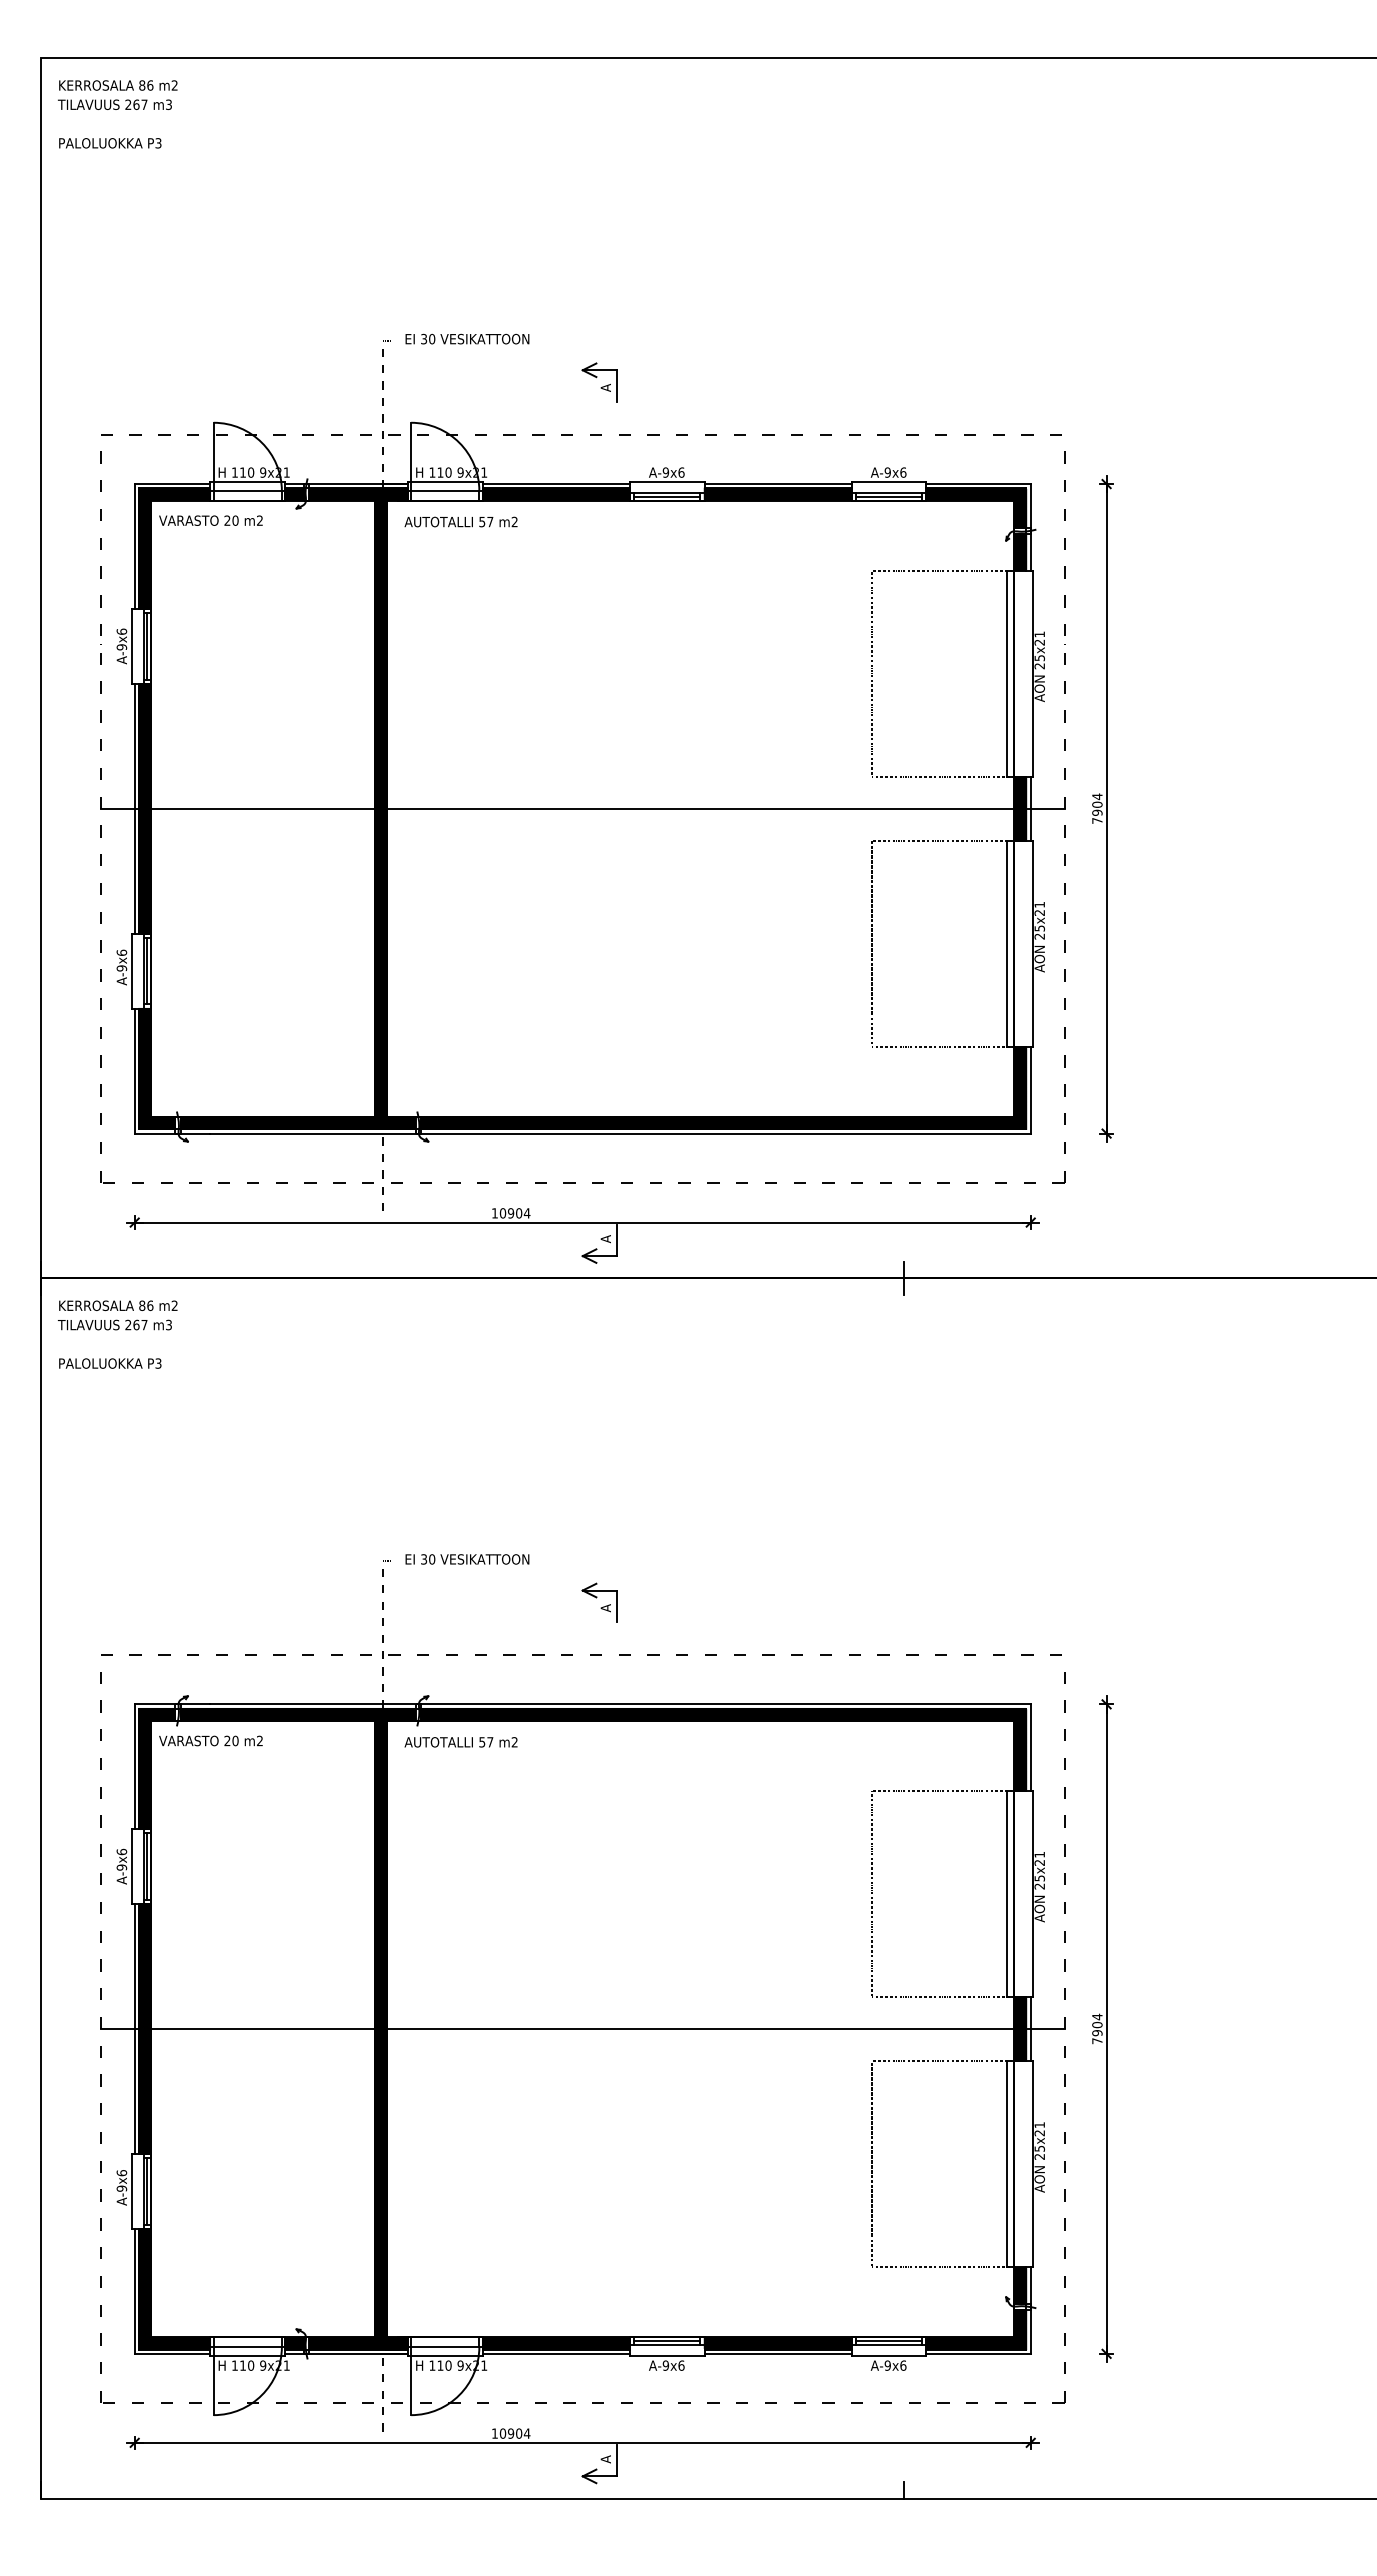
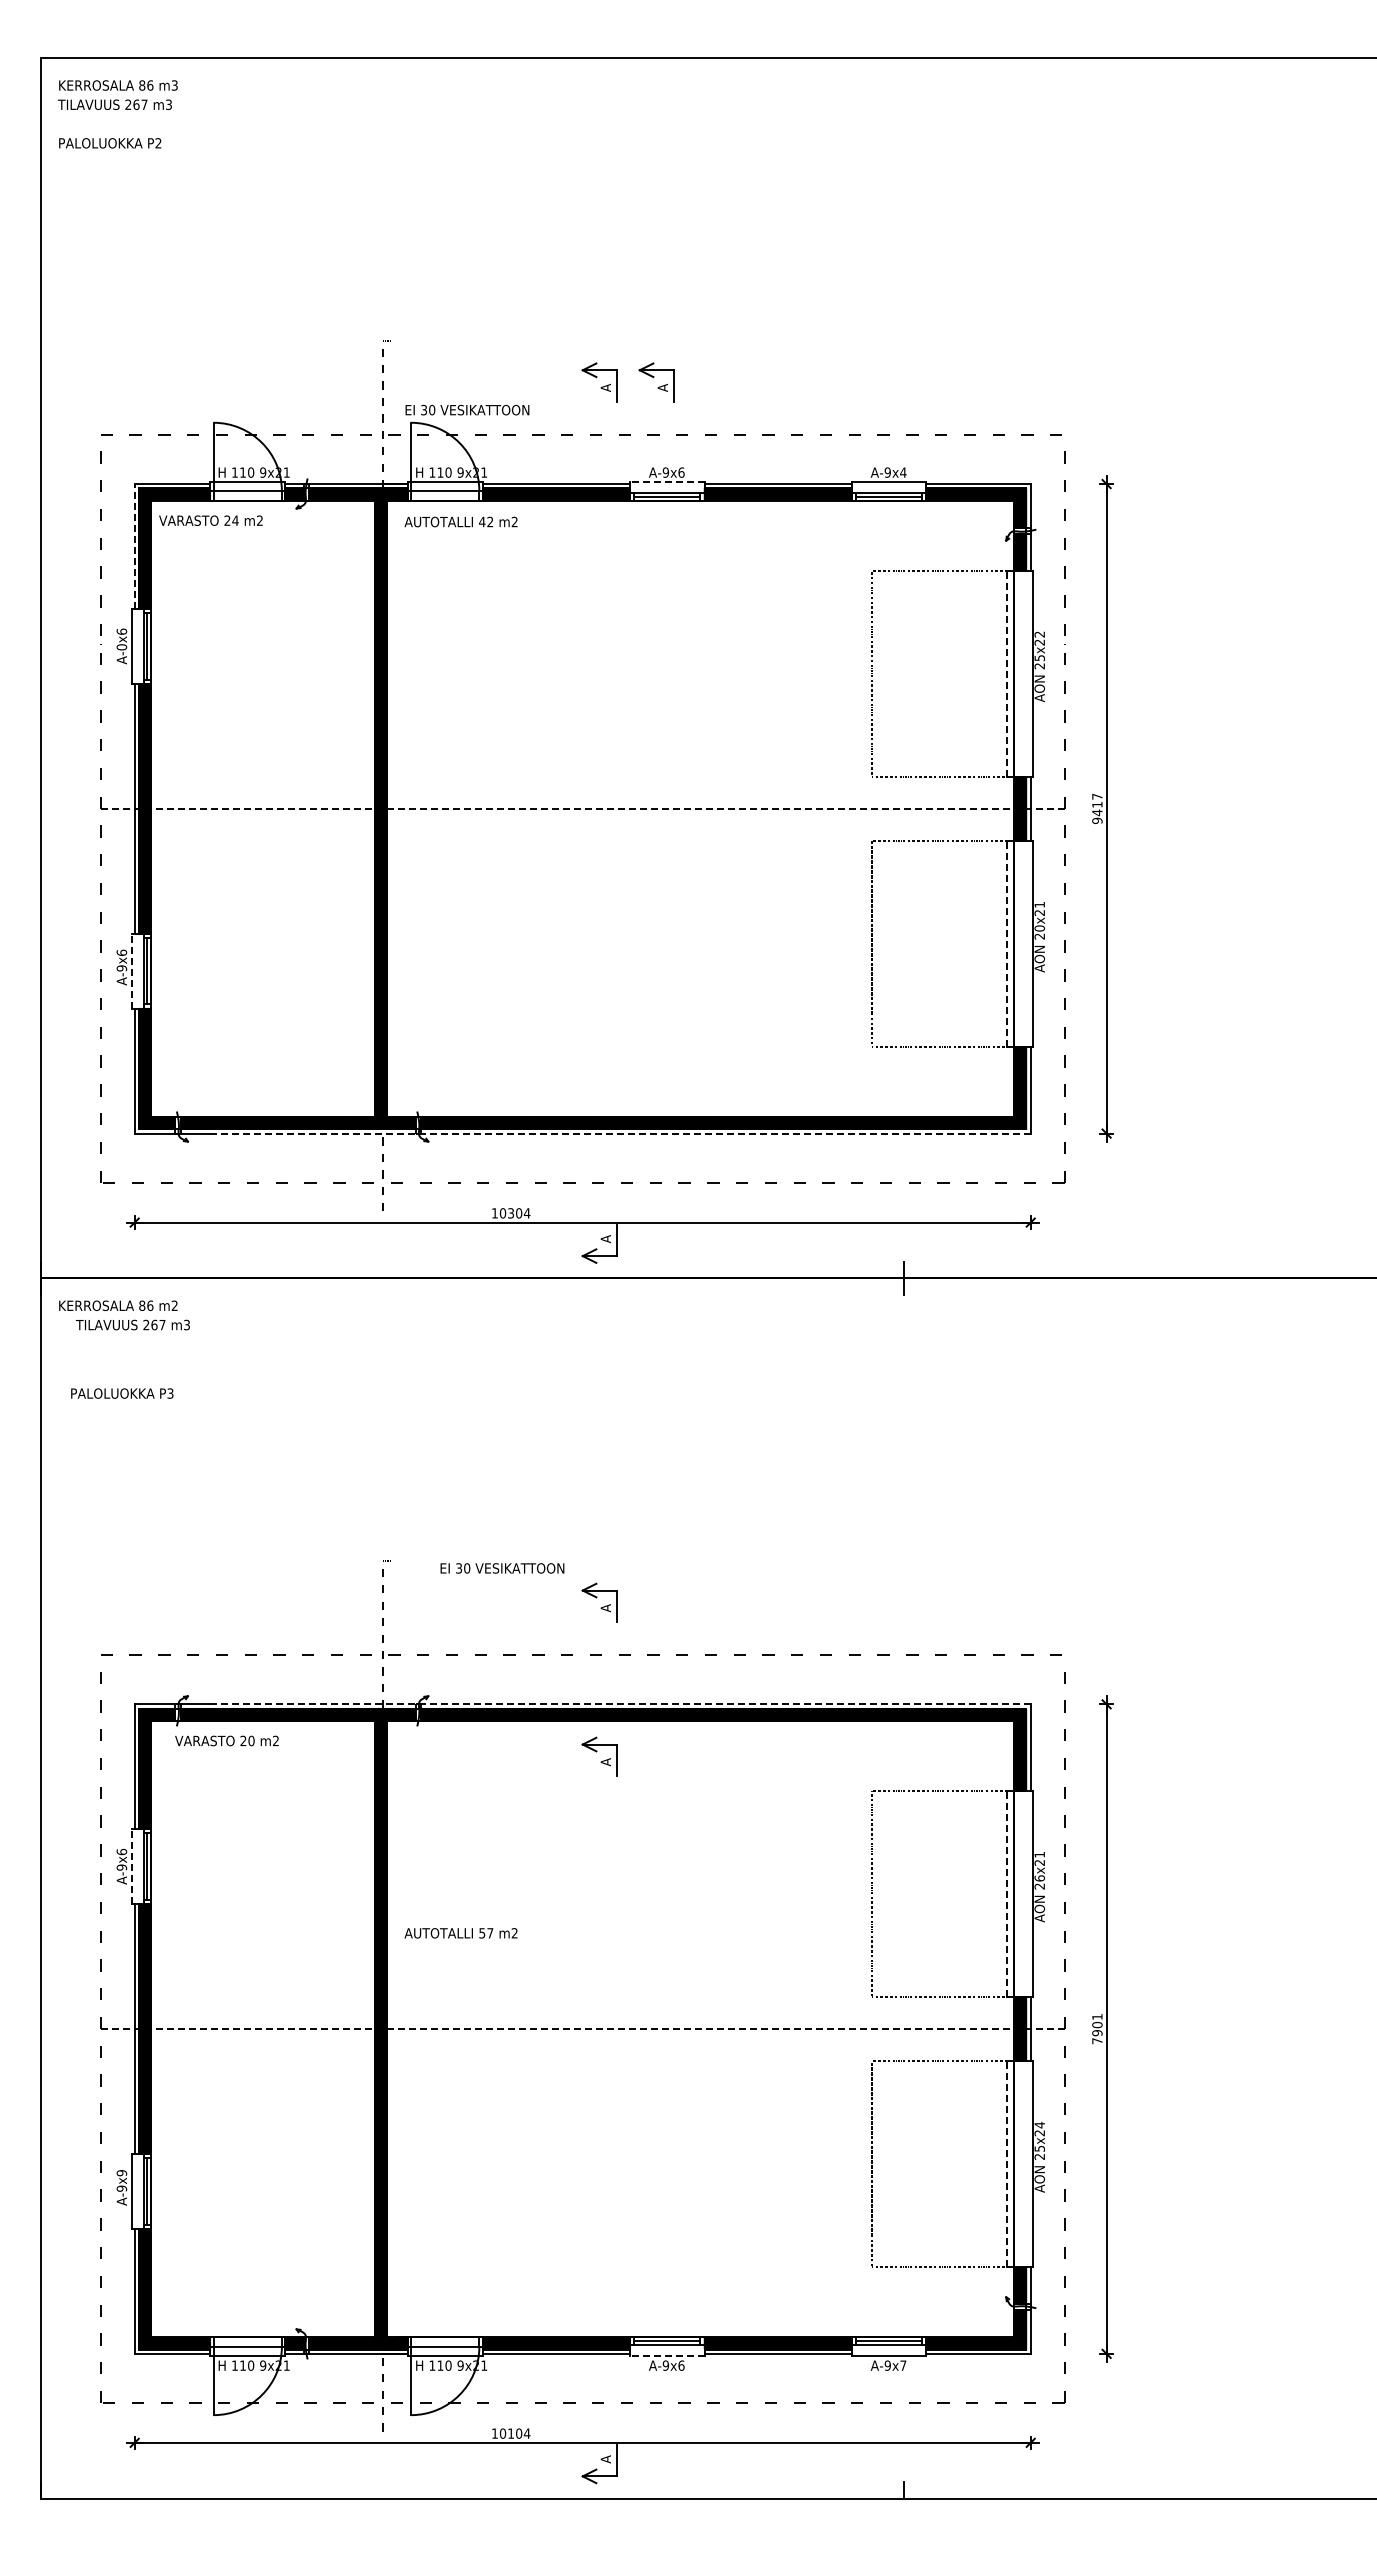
text: m2 -> m3 (174, 85)
text: P3 -> P2 (158, 143)
text position: (467, 338) -> (467, 409) (467, 409)
part: none -> present (656, 382)
text: A-9x6 -> A-9x4 (903, 472)
line: solid -> dashed (666, 481)
text: 20 -> 24 (235, 520)
text: 57 -> 42 (486, 521)
line: solid -> dashed (134, 546)
text: 25x21 -> 25x22 (1039, 634)
text: A-9x6 -> A-0x6 (122, 647)
line: solid -> dashed (1006, 673)
line: solid -> dashed (583, 808)
text: 7904 -> 9417 (1097, 808)
text: 25x21 -> 20x21 (1039, 928)
line: solid -> dashed (1006, 943)
line: solid -> dashed (132, 970)
line: solid -> dashed (620, 1133)
text: 10904 -> 10304 (511, 1213)
text position: (114, 1324) -> (132, 1324) (132, 1324)
text position: (110, 1363) -> (122, 1393) (122, 1393)
text position: (467, 1559) -> (502, 1568) (502, 1568)
line: solid -> dashed (620, 1704)
text position: (210, 1740) -> (226, 1740) (226, 1740)
text position: (460, 1742) -> (460, 1933) (460, 1933)
part: none -> present (599, 1756)
line: solid -> dashed (132, 1866)
text: 25x21 -> 26x21 (1039, 1878)
line: solid -> dashed (1006, 1893)
text: 7904 -> 7901 (1097, 2016)
line: solid -> dashed (583, 2029)
text: 25x21 -> 25x24 (1039, 2124)
line: solid -> dashed (1006, 2163)
text: A-9x6 -> A-9x9 (121, 2173)
line: solid -> dashed (666, 2356)
text: A-9x6 -> A-9x7 (903, 2365)
text: 10904 -> 10104 (511, 2433)
